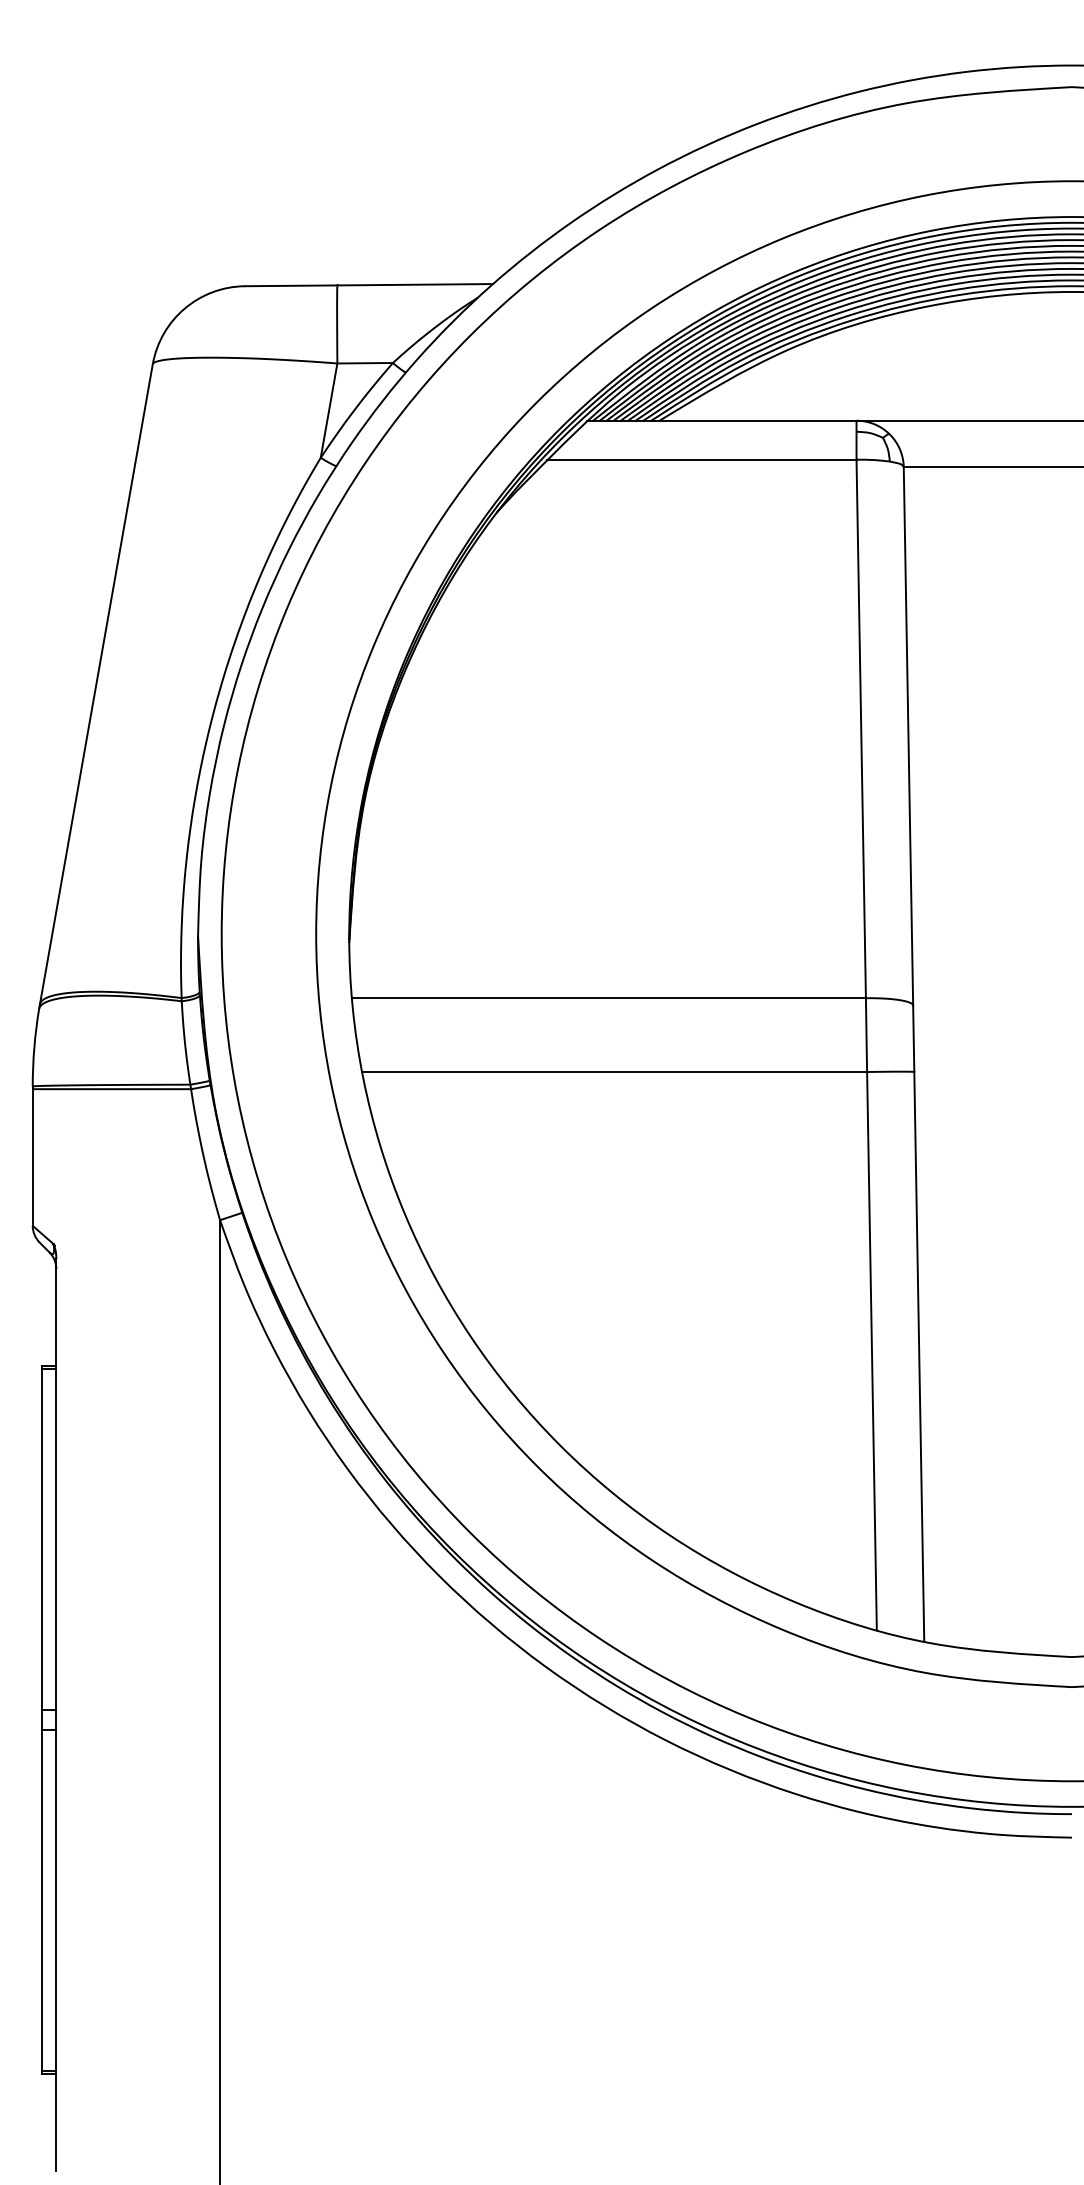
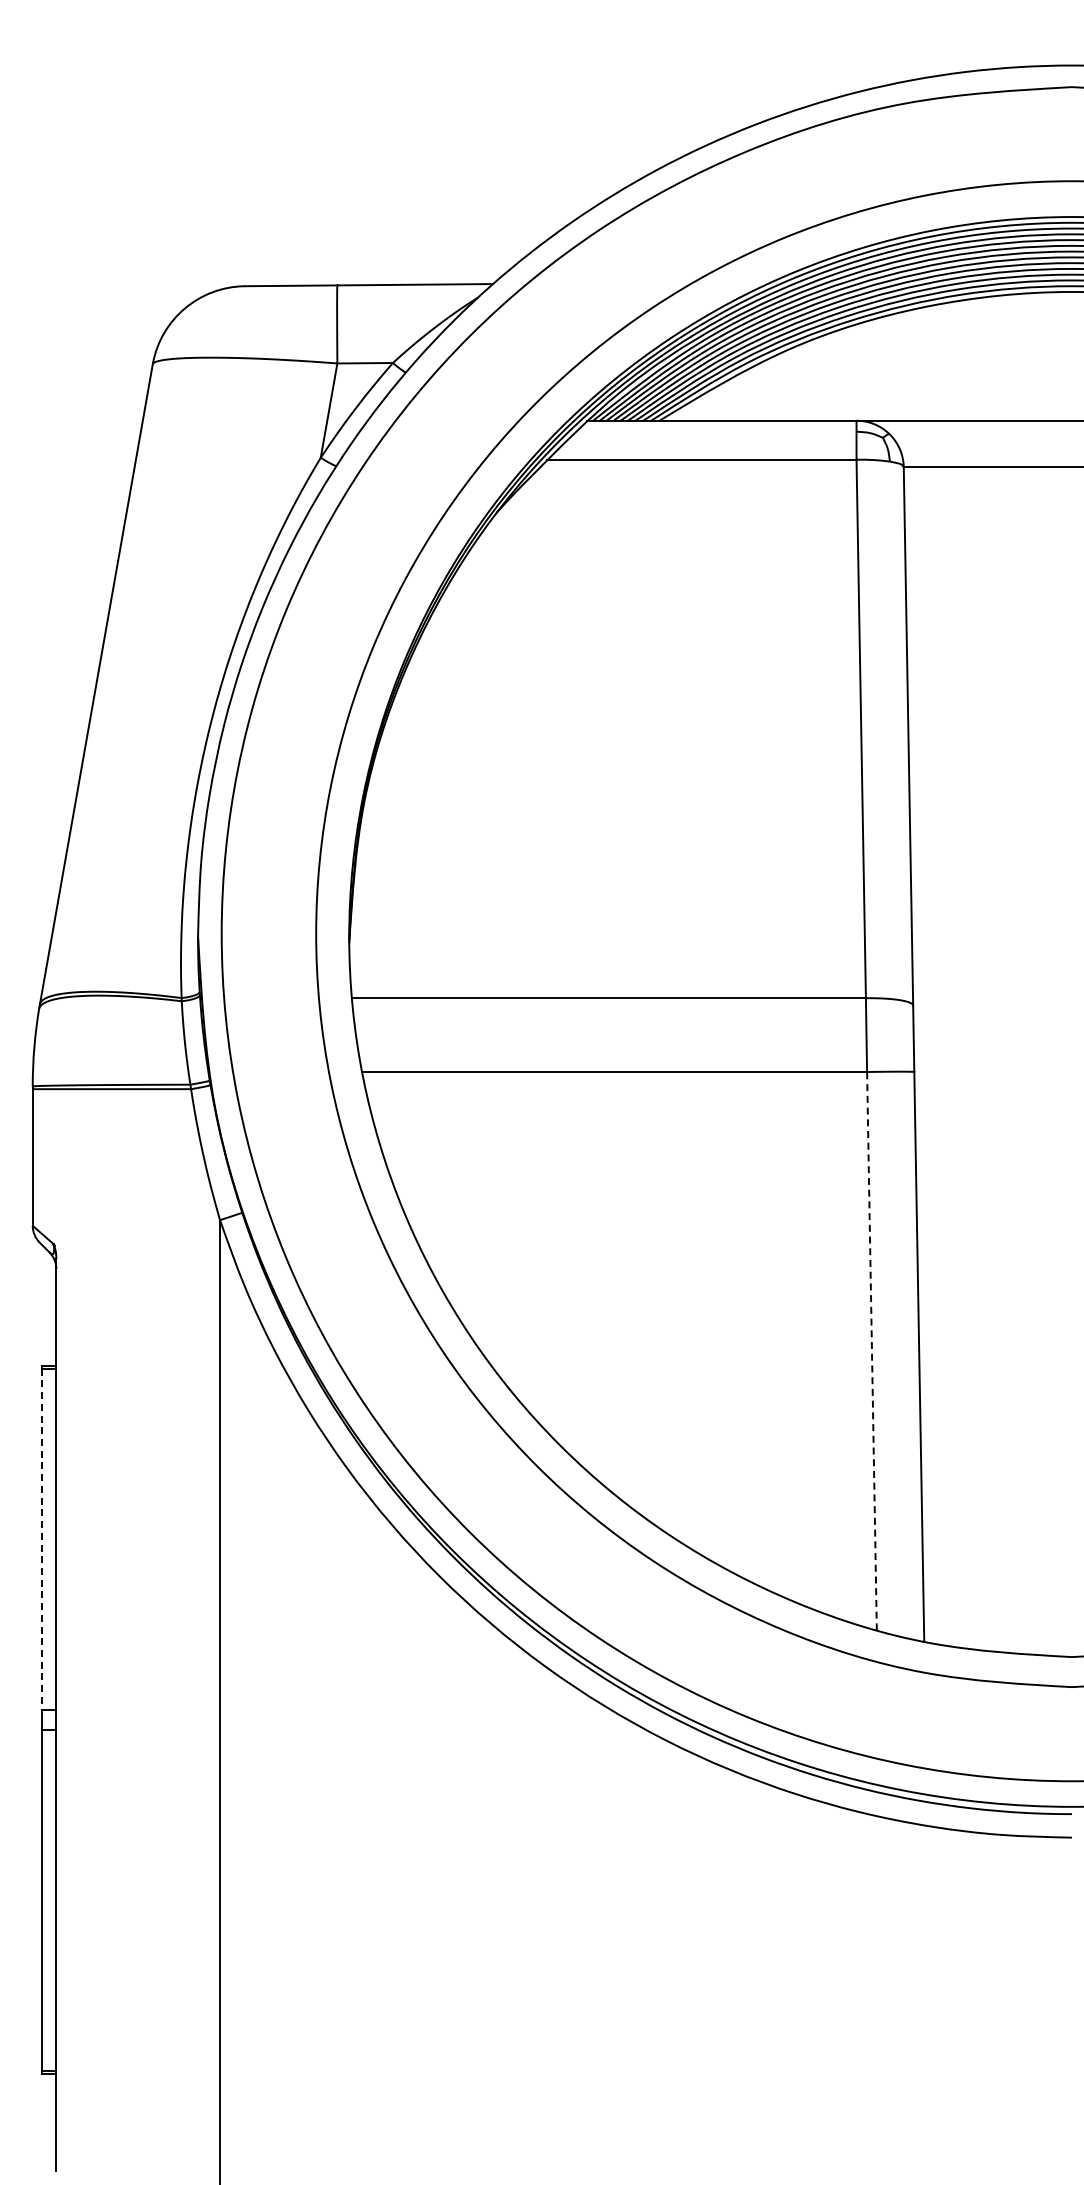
line: solid -> dashed (871, 1350)
line: solid -> dashed (42, 1539)
